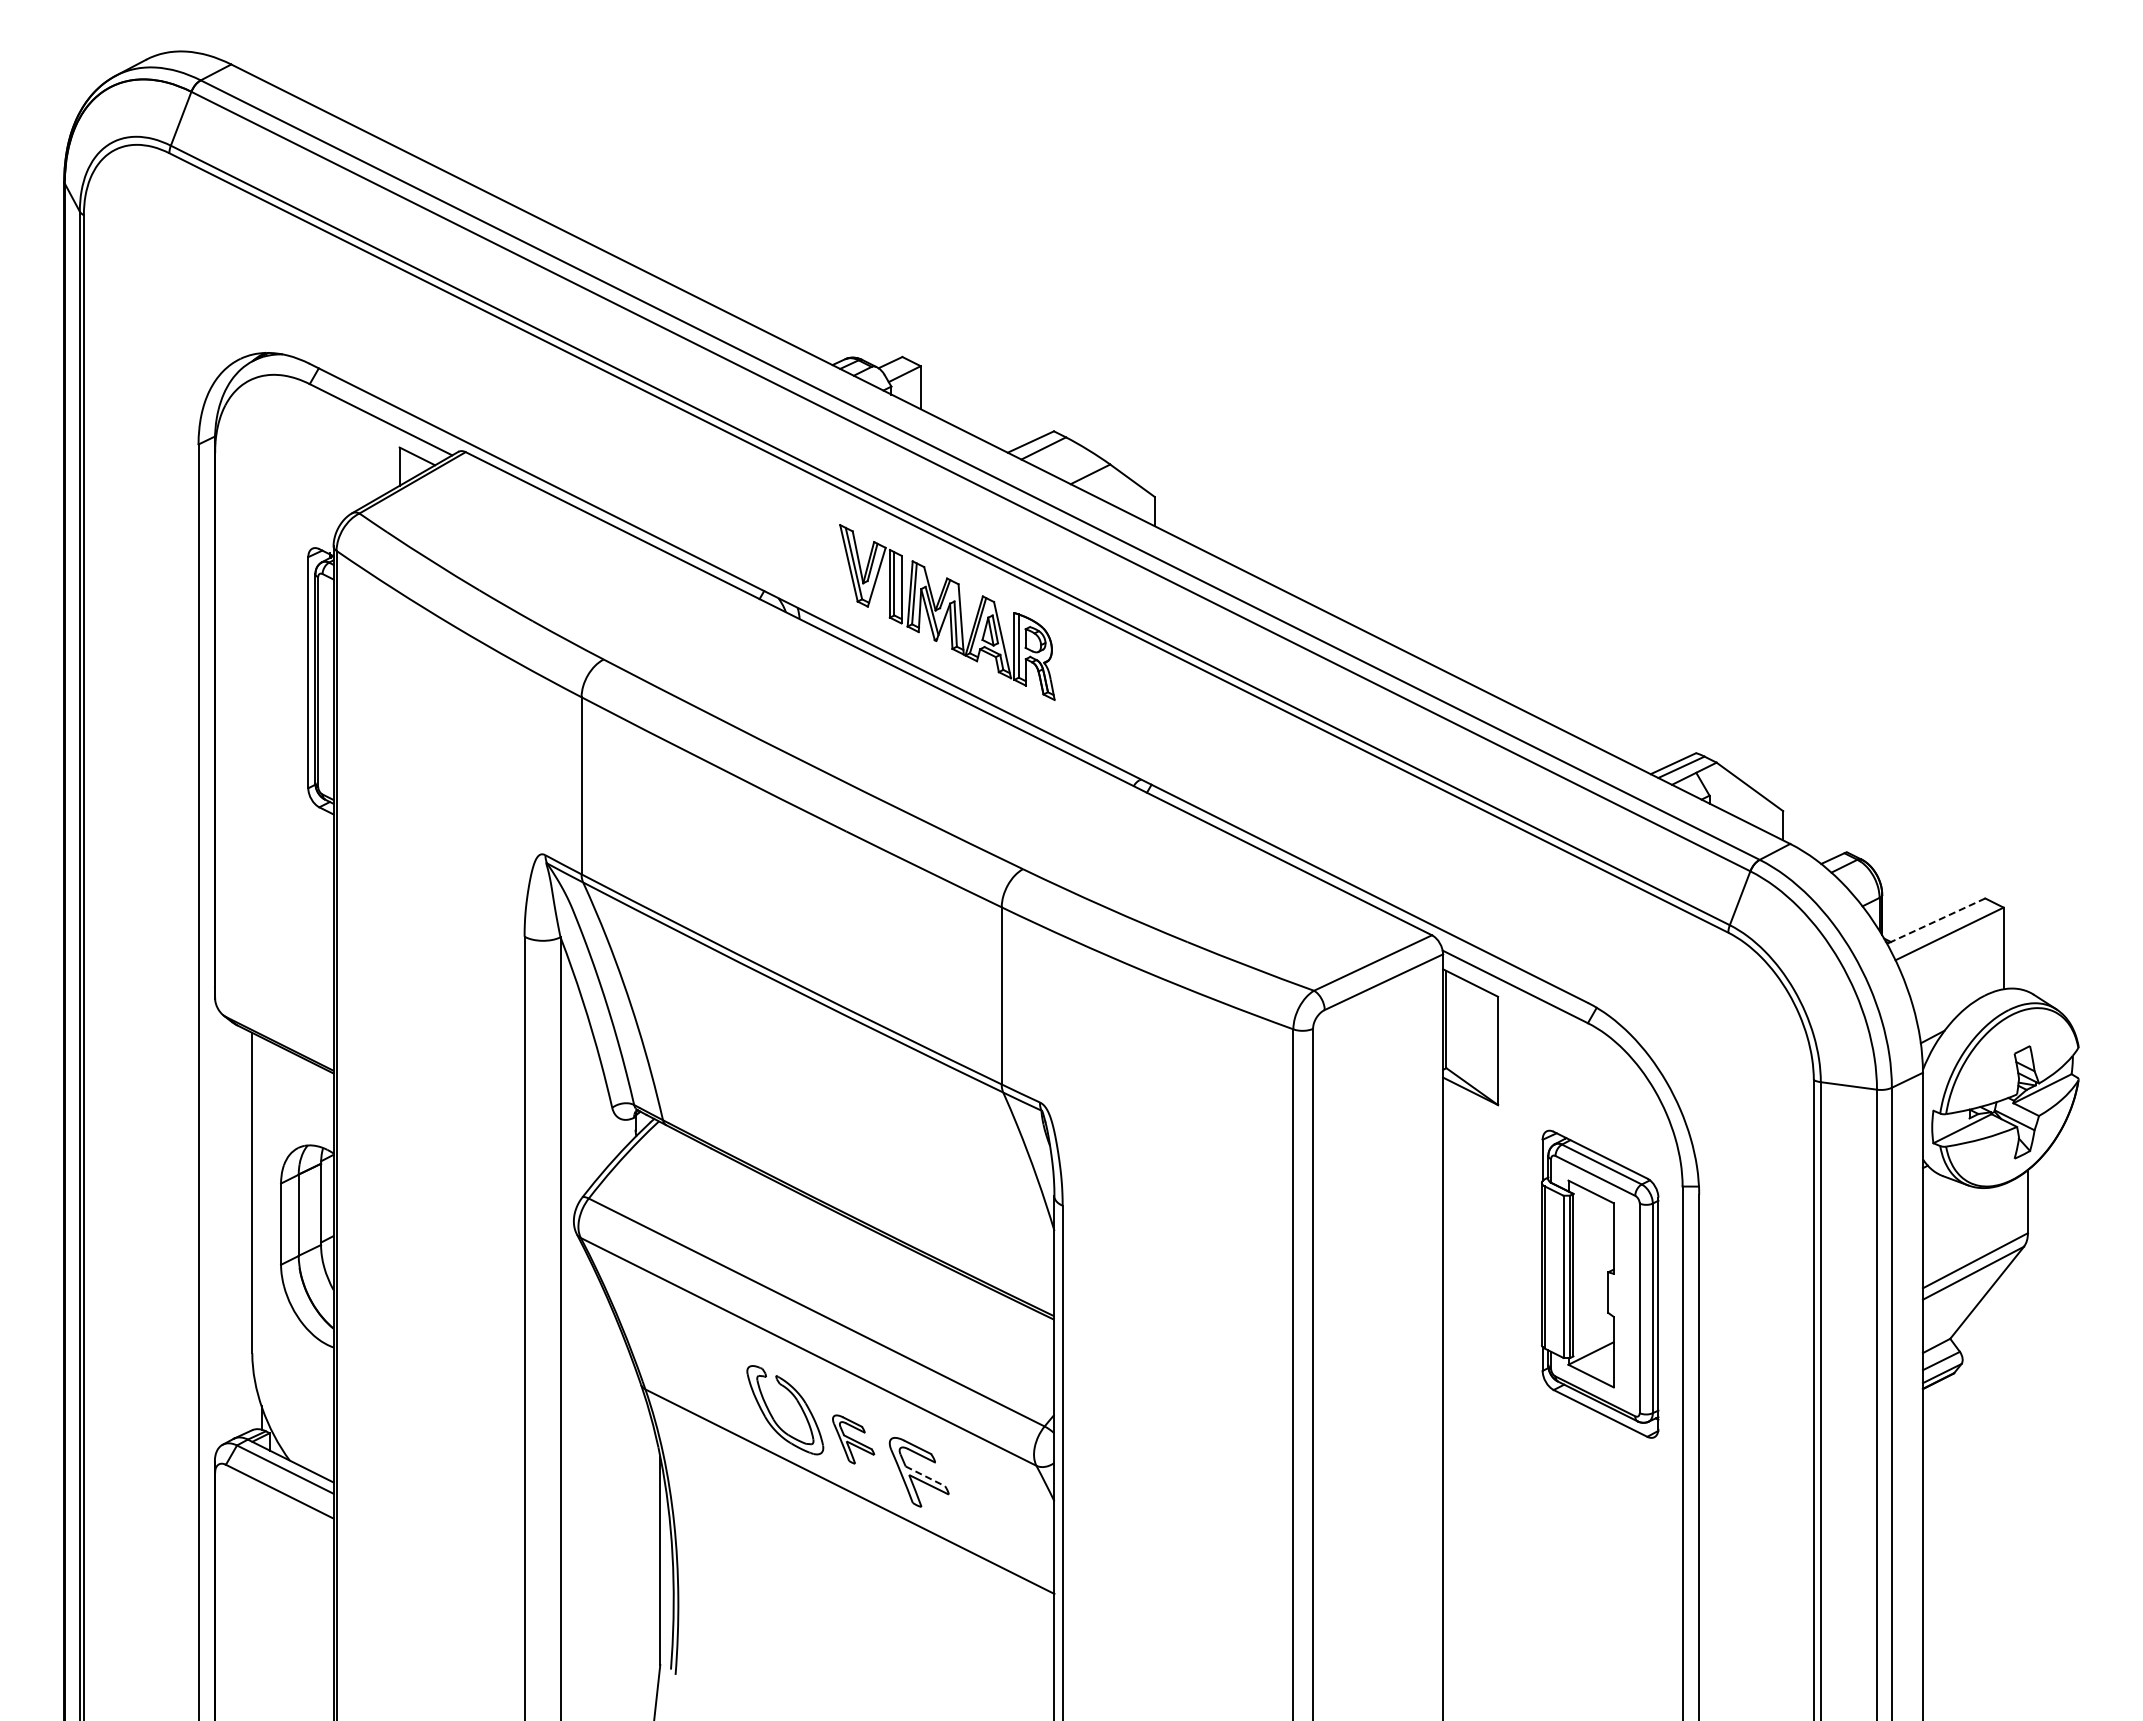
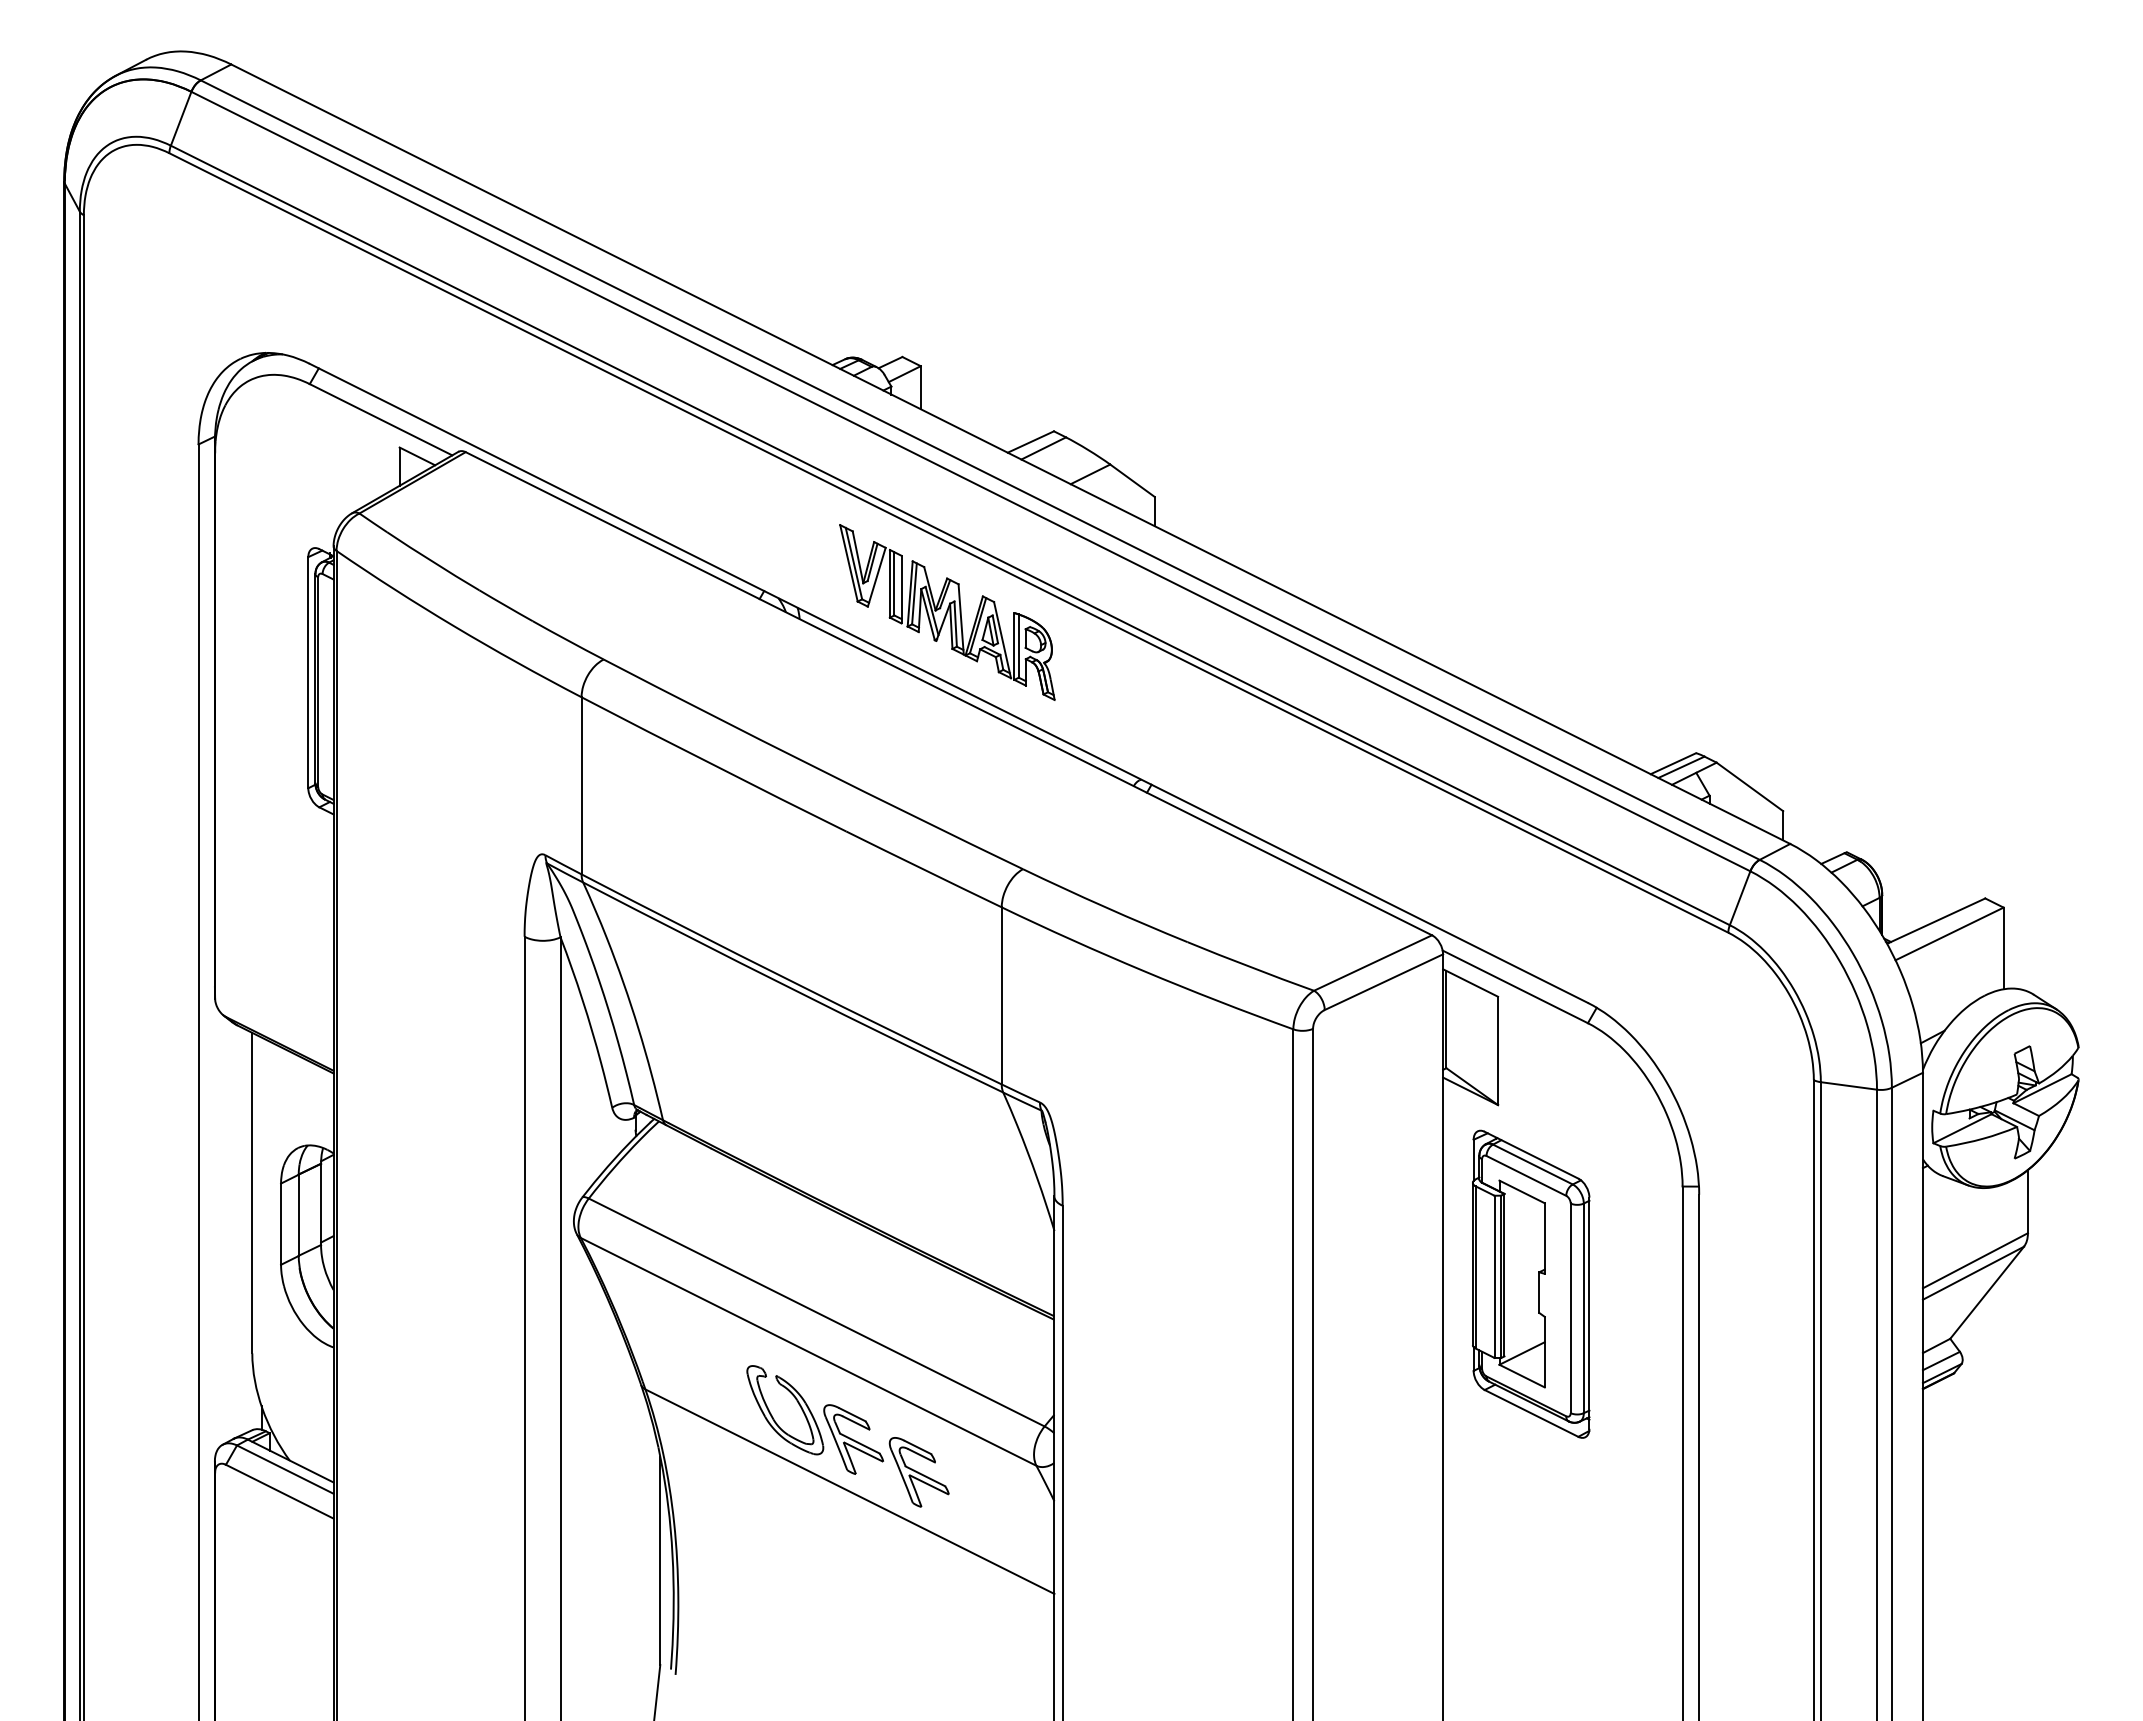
line: dashed -> solid (1936, 920)
part position: (1600, 1283) -> (1531, 1283) (1531, 1283)
part size: 44x51 px -> 61x71 px (853, 1439)
line: dashed -> solid (925, 1476)
